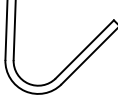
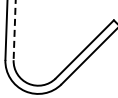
line: solid -> dashed (14, 30)
